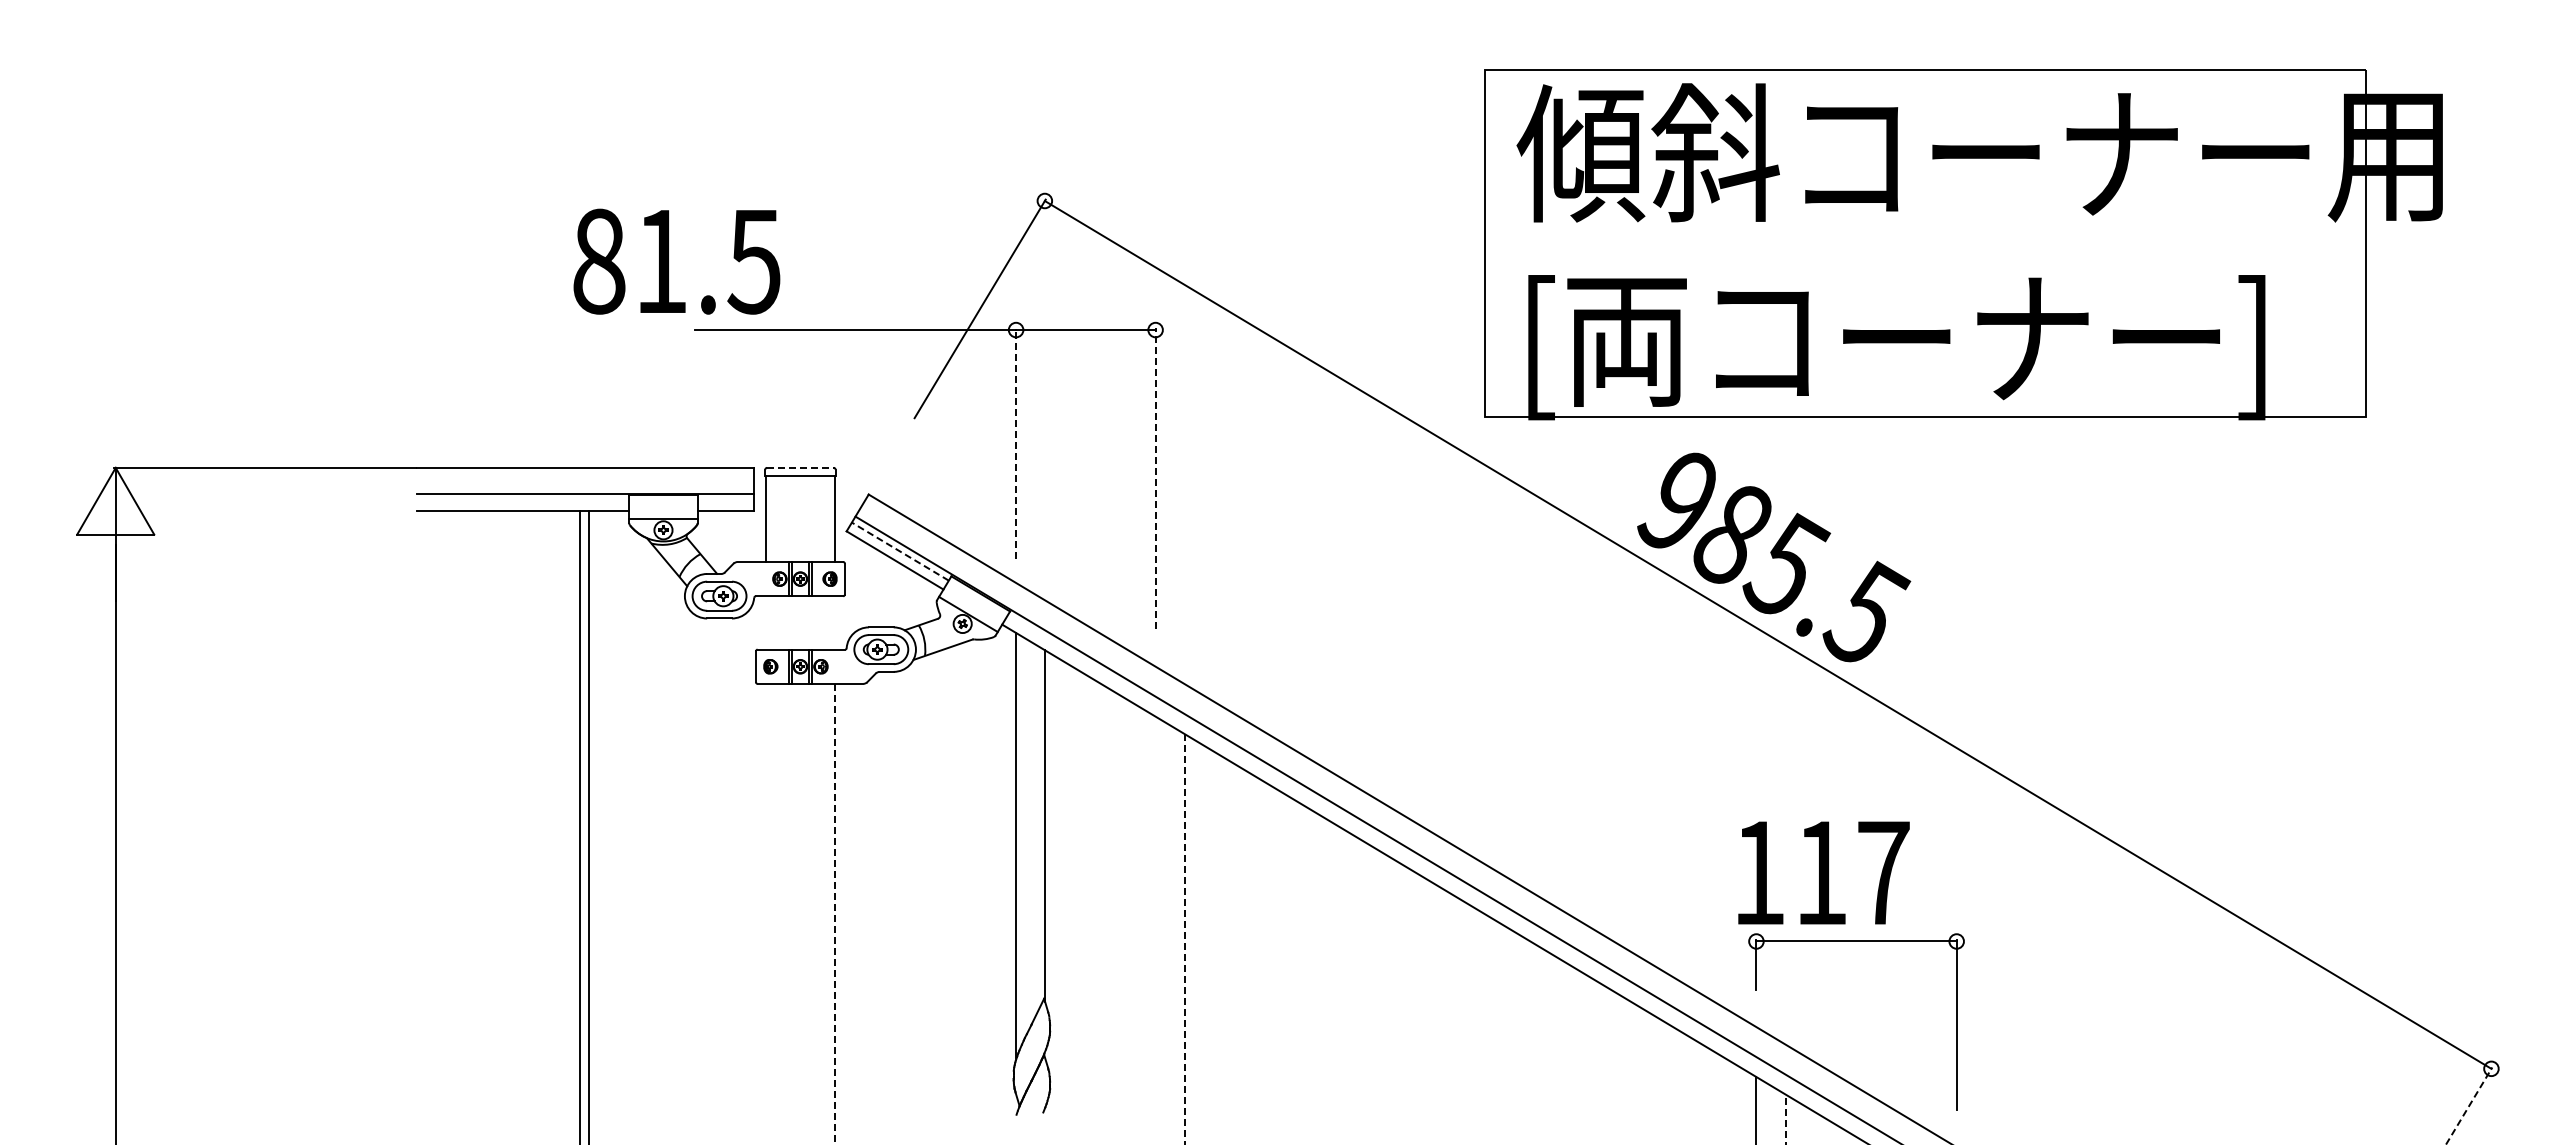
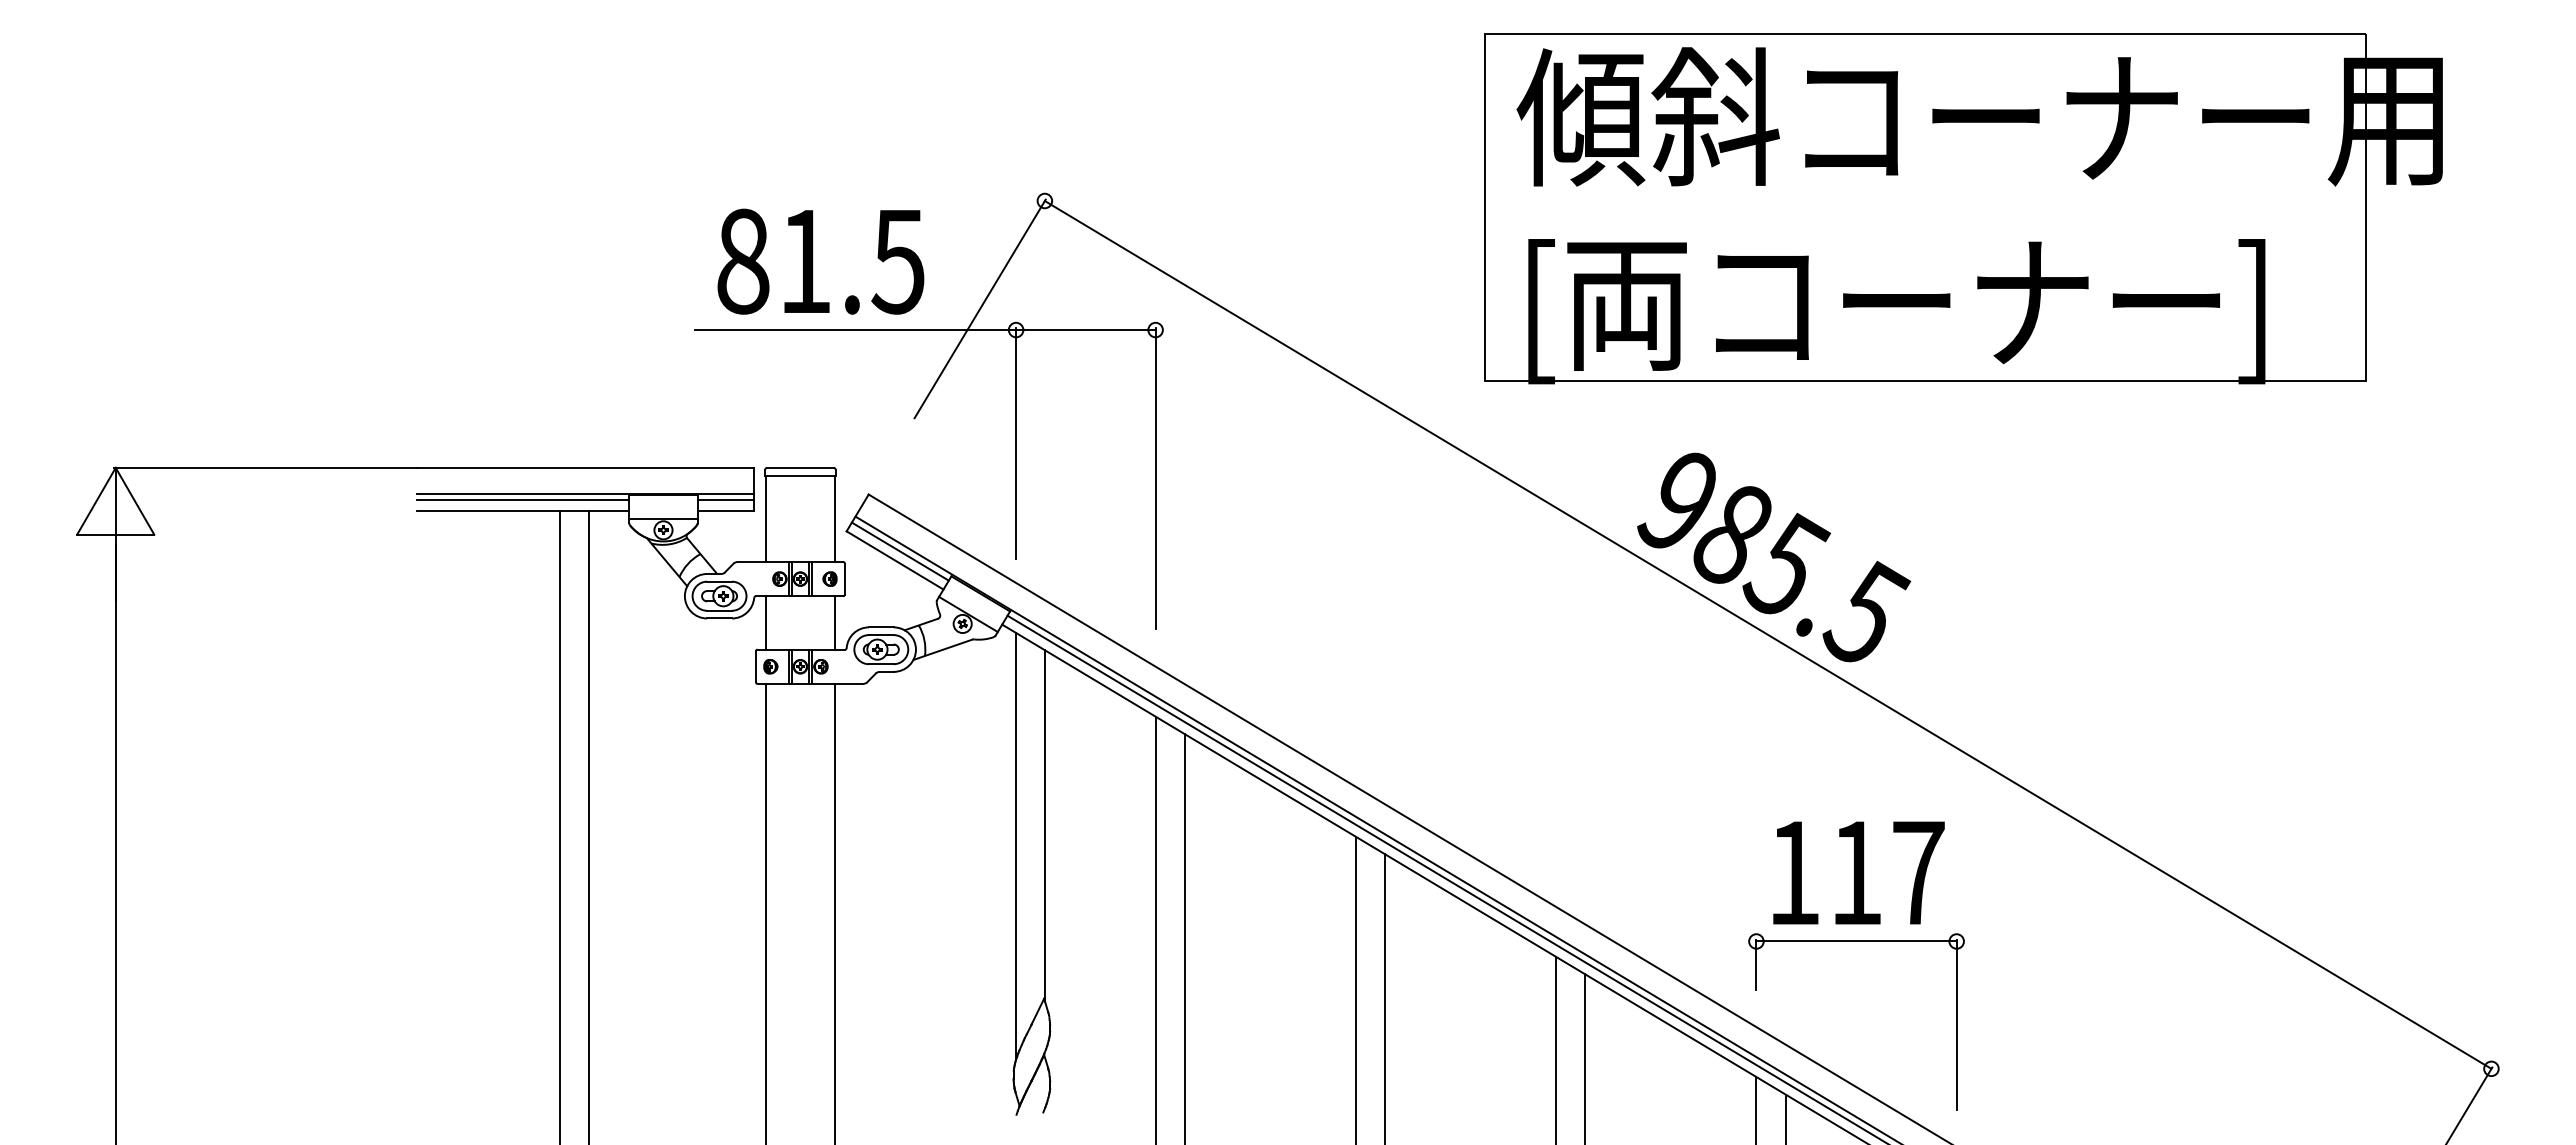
part position: (1963, 244) -> (1963, 208) (1963, 208)
text position: (676, 261) -> (820, 261) (820, 261)
line: dashed -> solid (1016, 443)
line: dashed -> solid (800, 467)
line: dashed -> solid (1155, 478)
line: none -> present (523, 500)
line: none -> present (725, 500)
line: dashed -> solid (899, 551)
line: none -> present (765, 622)
line: none -> present (835, 622)
line position: (579, 825) -> (559, 825) (559, 825)
text position: (1823, 872) -> (1858, 872) (1858, 872)
line: none -> present (1445, 878)
line: none -> present (765, 912)
line: dashed -> solid (835, 914)
line: none -> present (1155, 928)
line: dashed -> solid (1184, 939)
line: none -> present (1355, 988)
line: none -> present (1384, 997)
line: none -> present (1556, 1048)
line: none -> present (1585, 1057)
line: dashed -> solid (2469, 1106)
line: dashed -> solid (1785, 1119)
